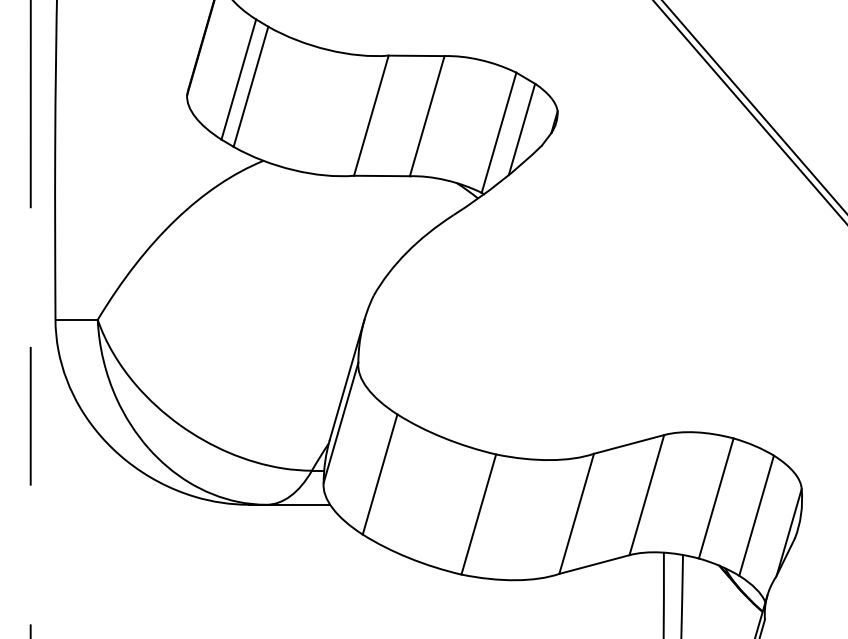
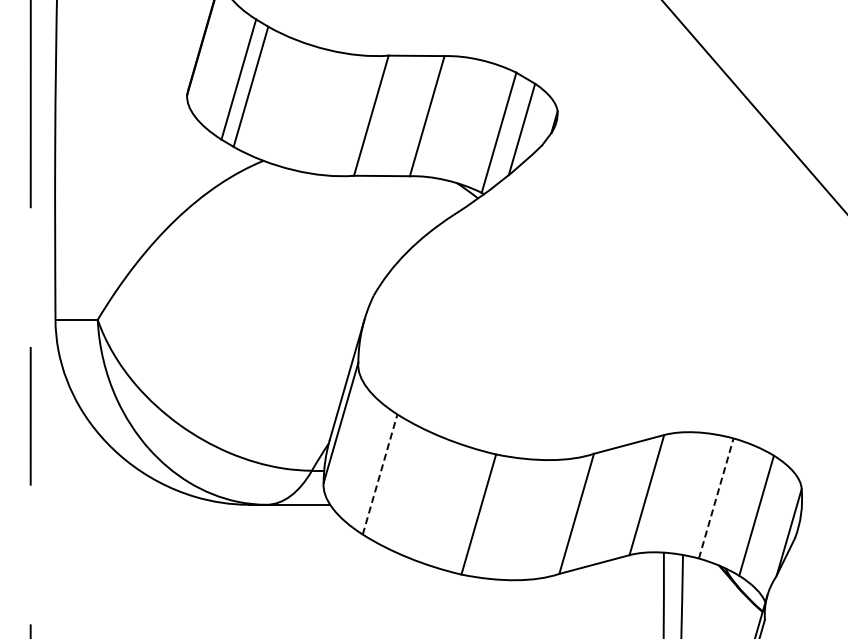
line: present -> none (749, 111)
line: solid -> dashed (380, 474)
line: solid -> dashed (716, 498)
